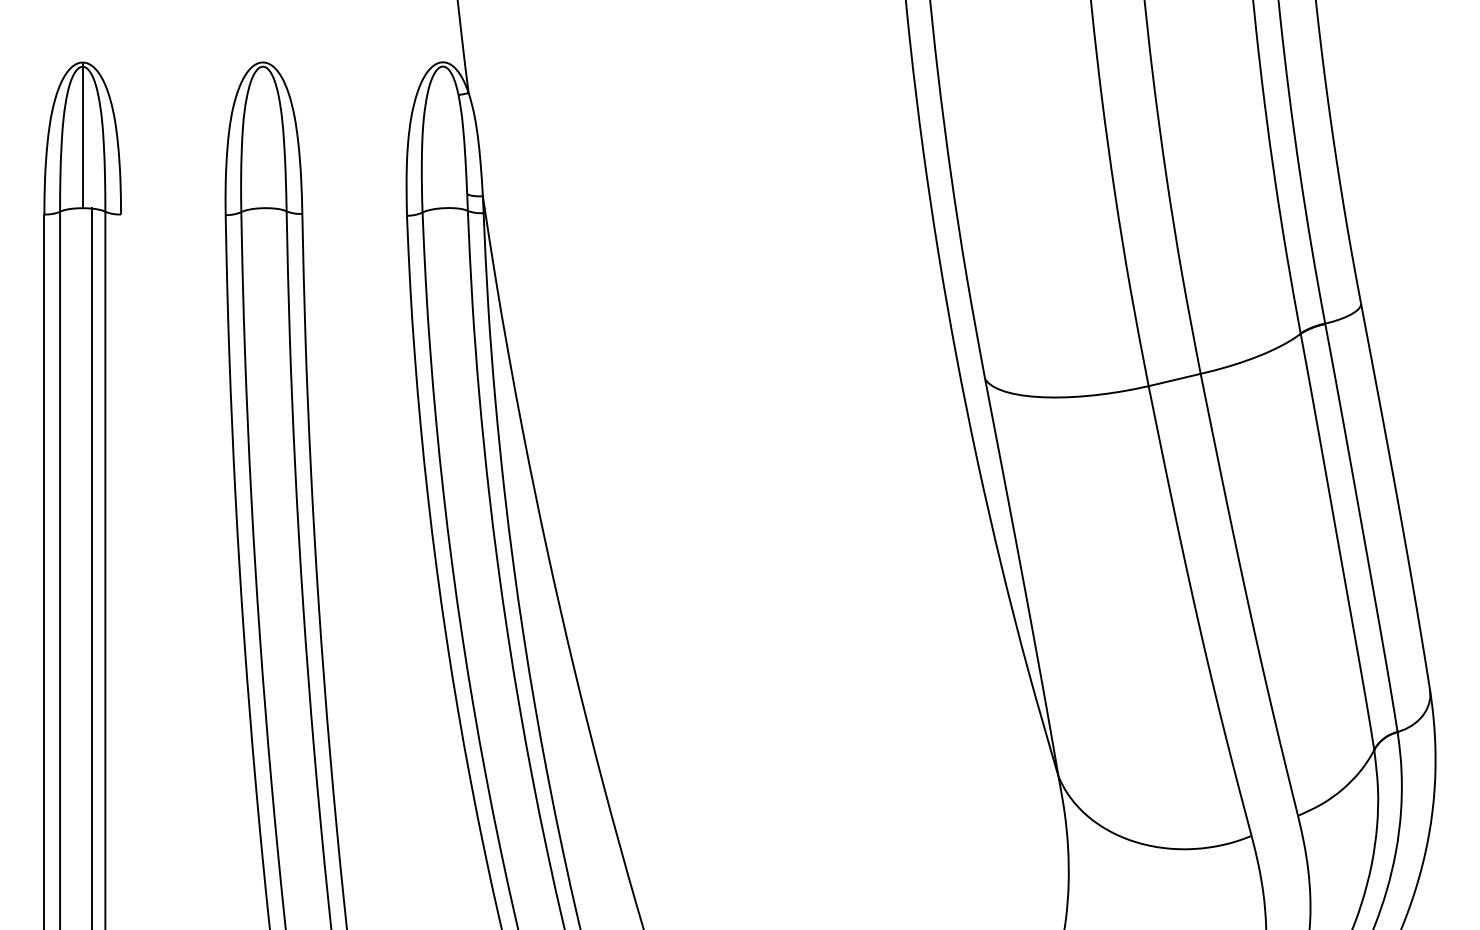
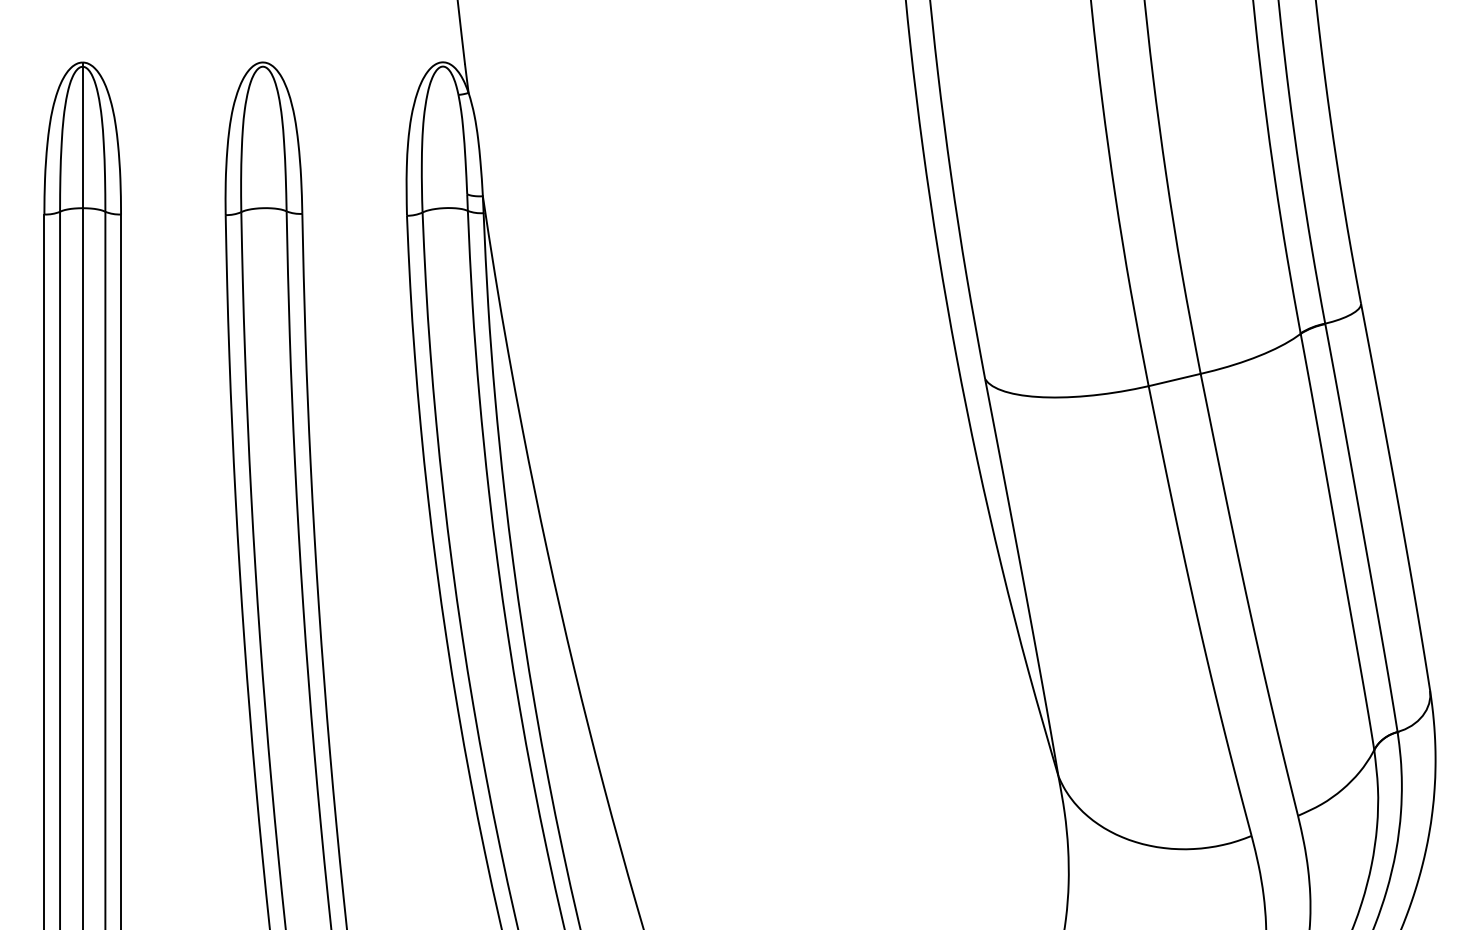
line position: (91, 567) -> (82, 567) (82, 567)
line: none -> present (121, 570)
